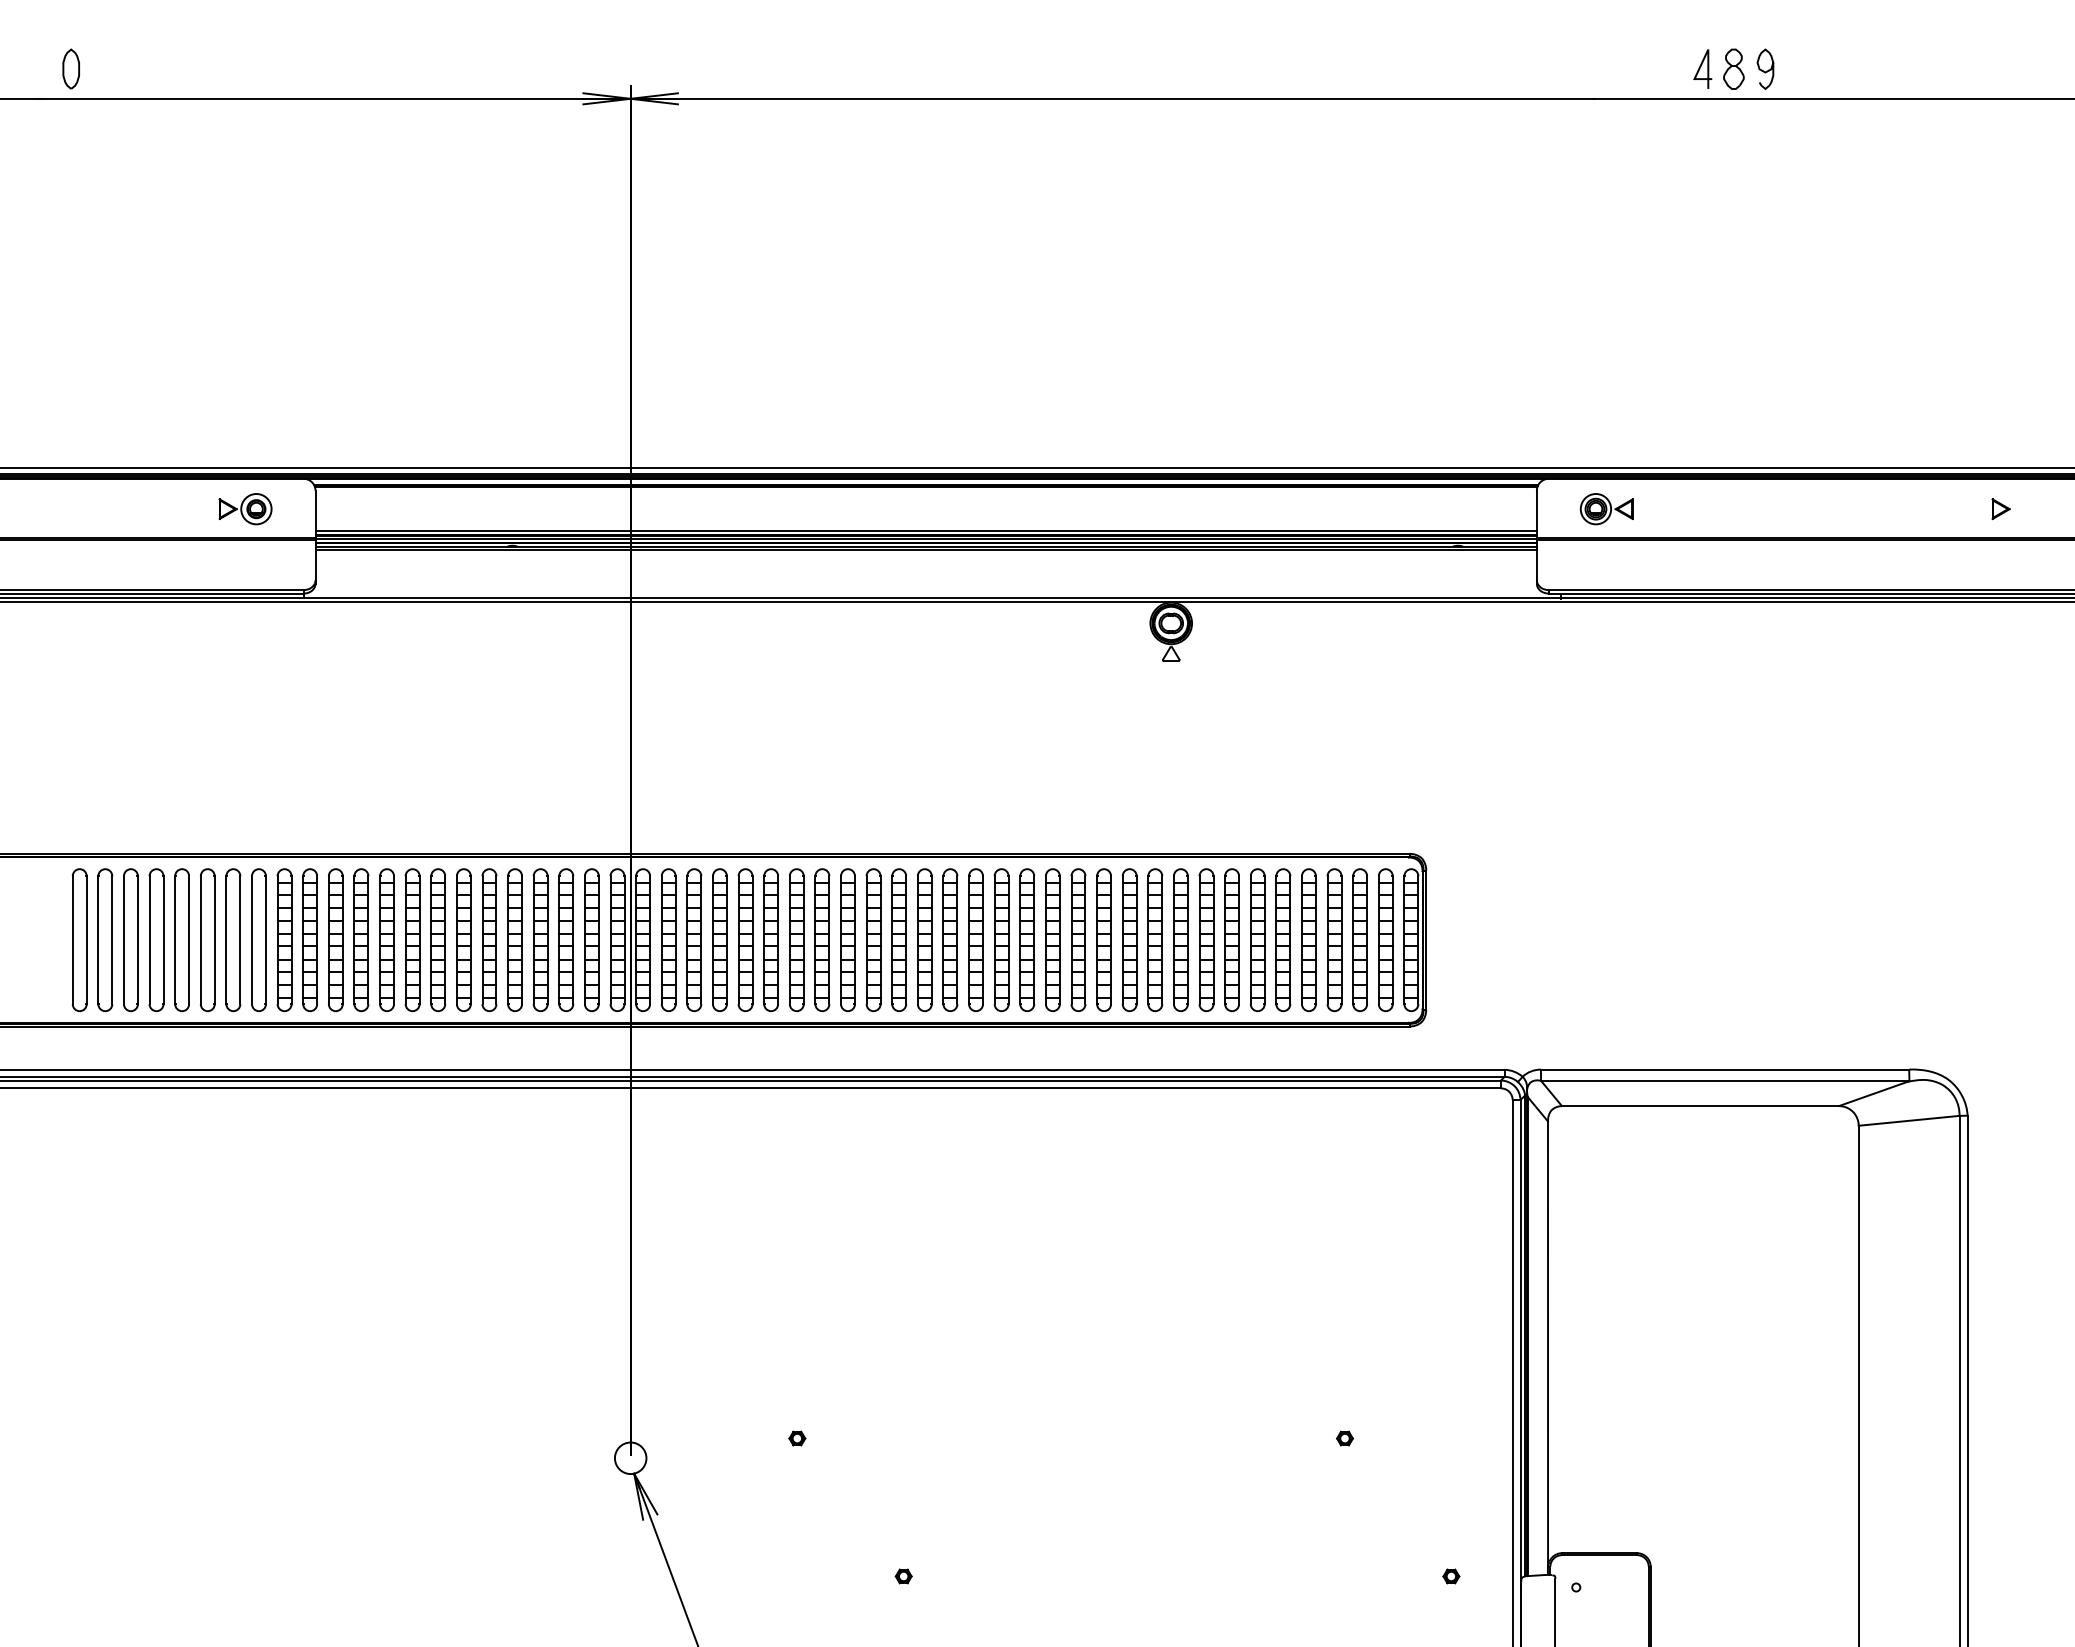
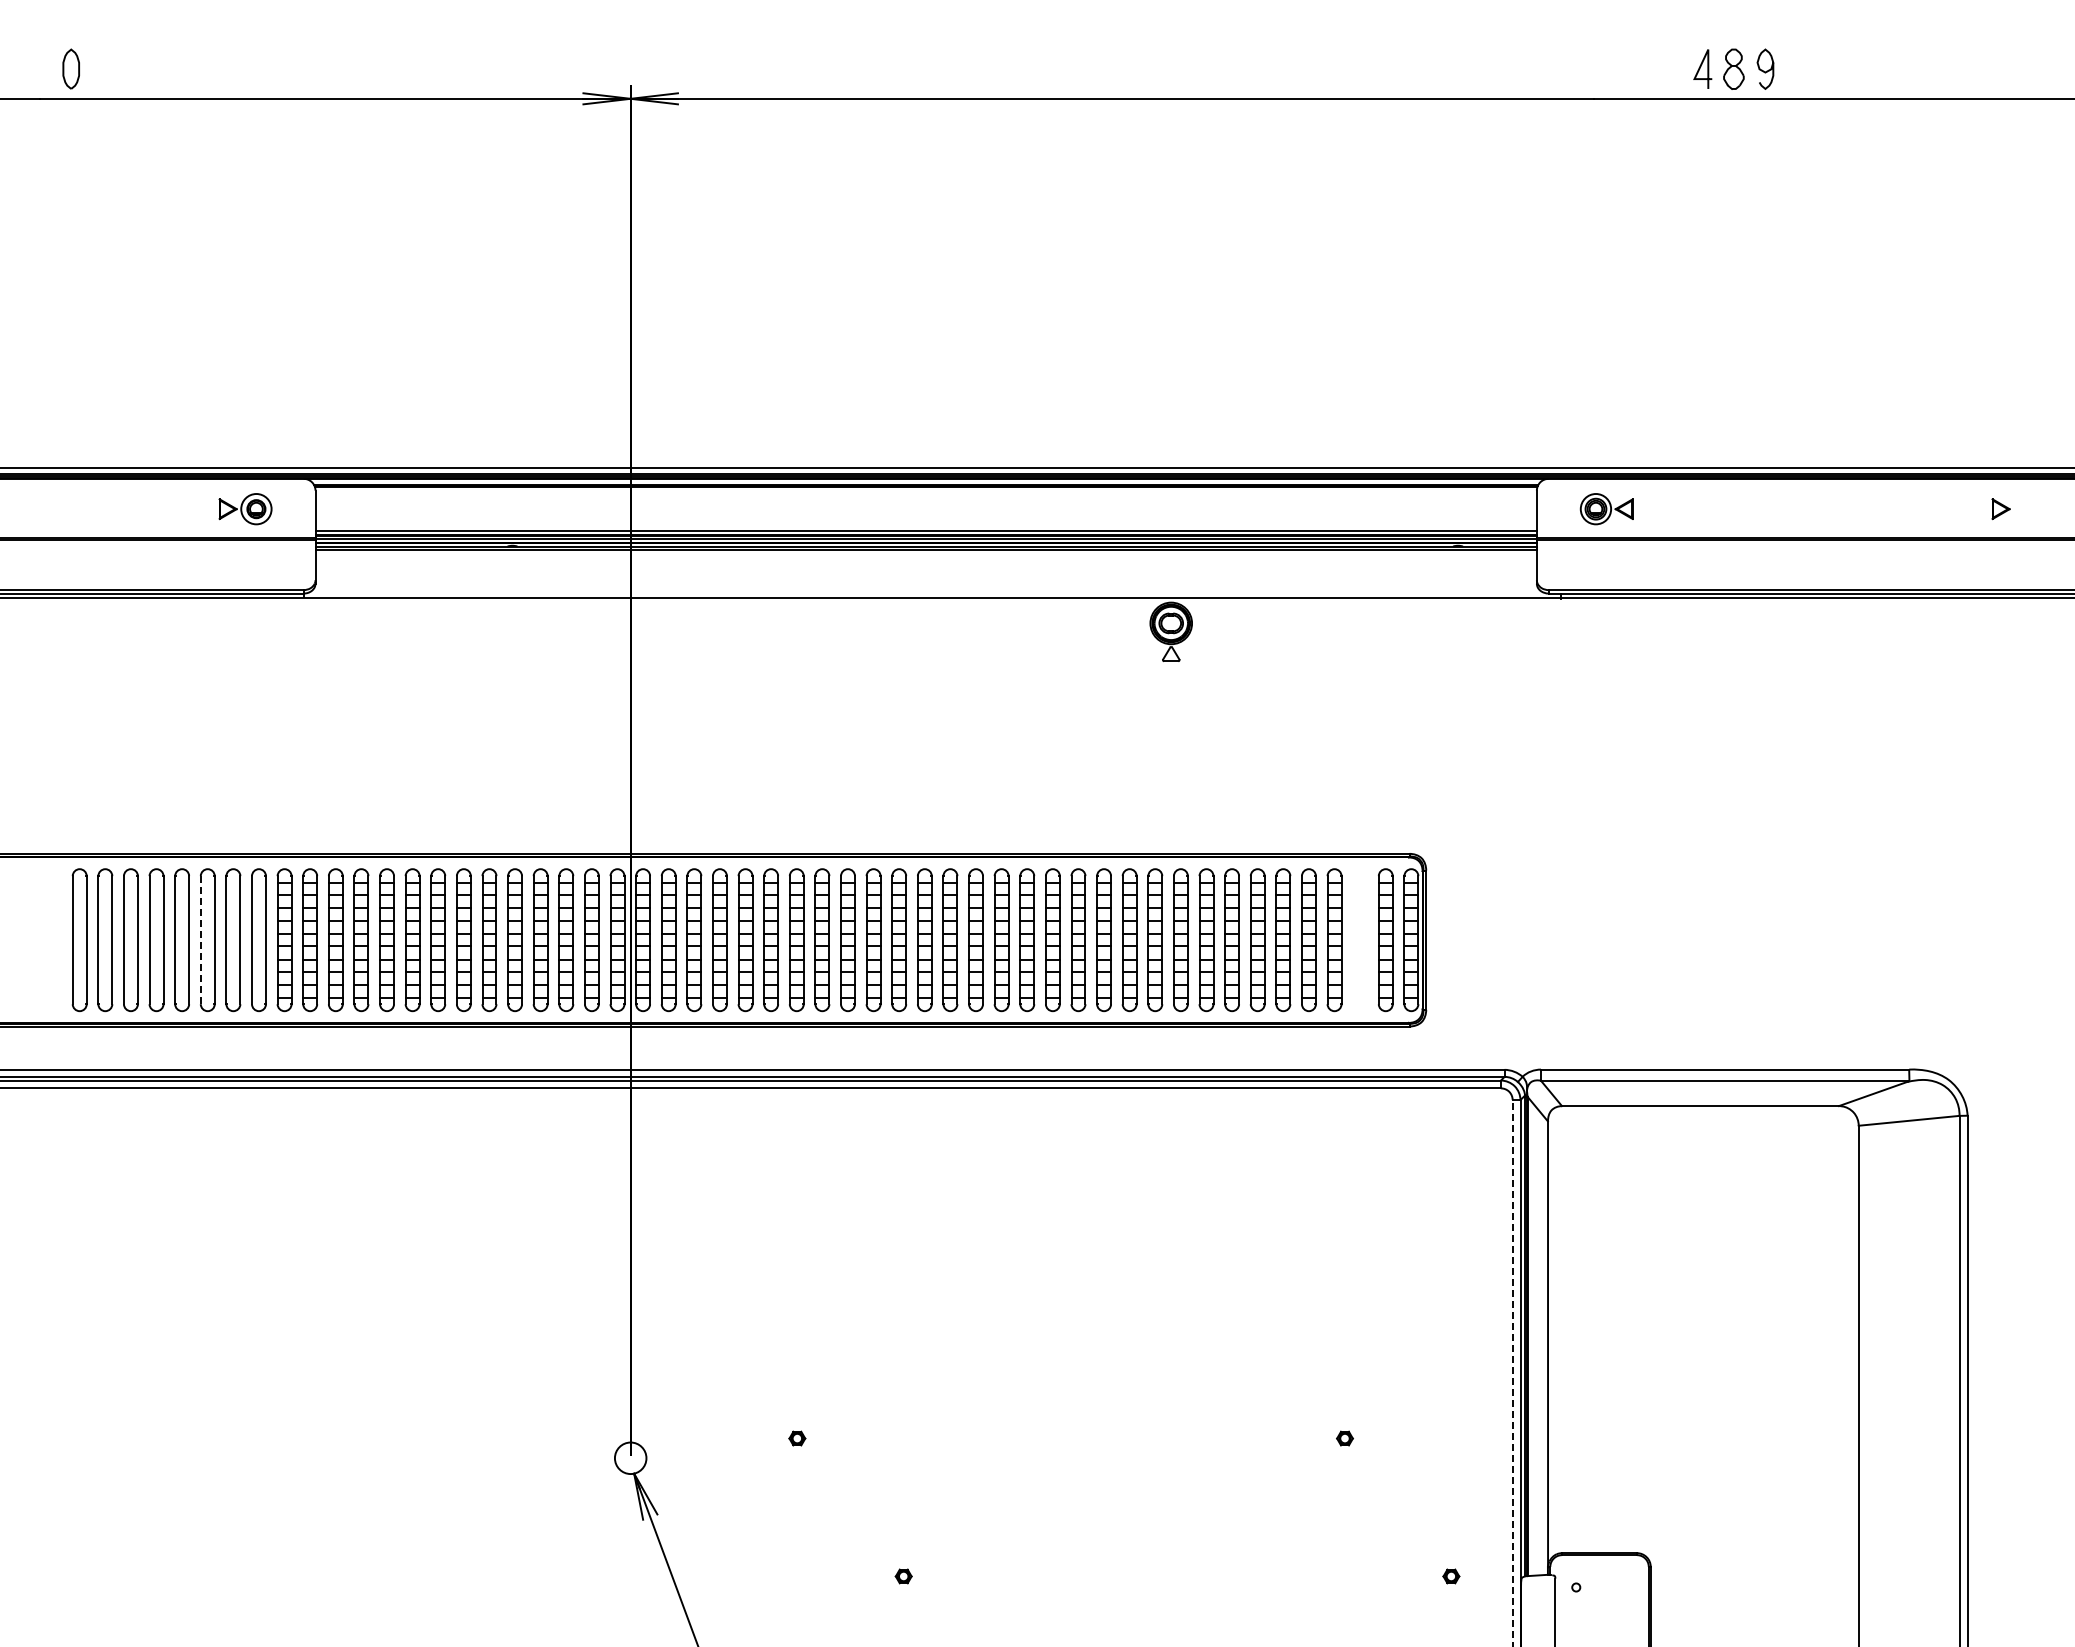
line: present -> none (1036, 602)
line: solid -> dashed (200, 939)
part: present -> none (1359, 940)
line: solid -> dashed (1512, 1373)
